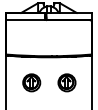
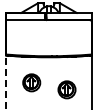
line: solid -> dashed (5, 82)
part position: (66, 82) -> (66, 89) (66, 89)
